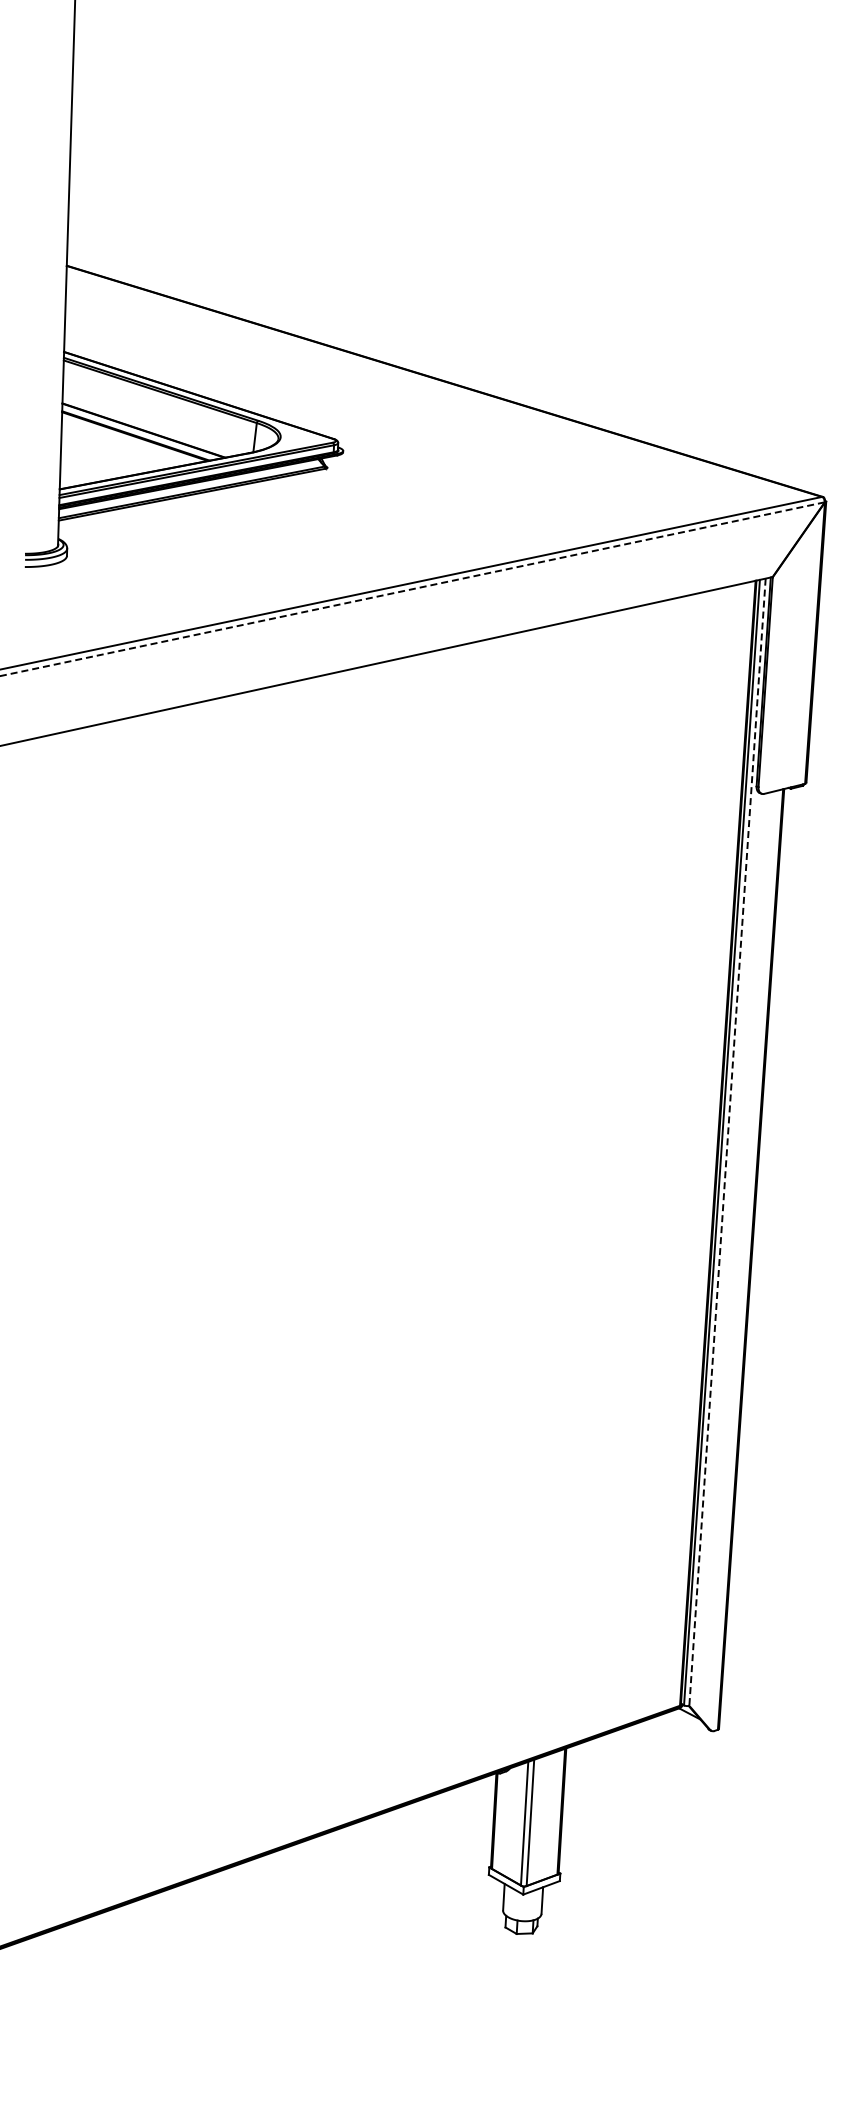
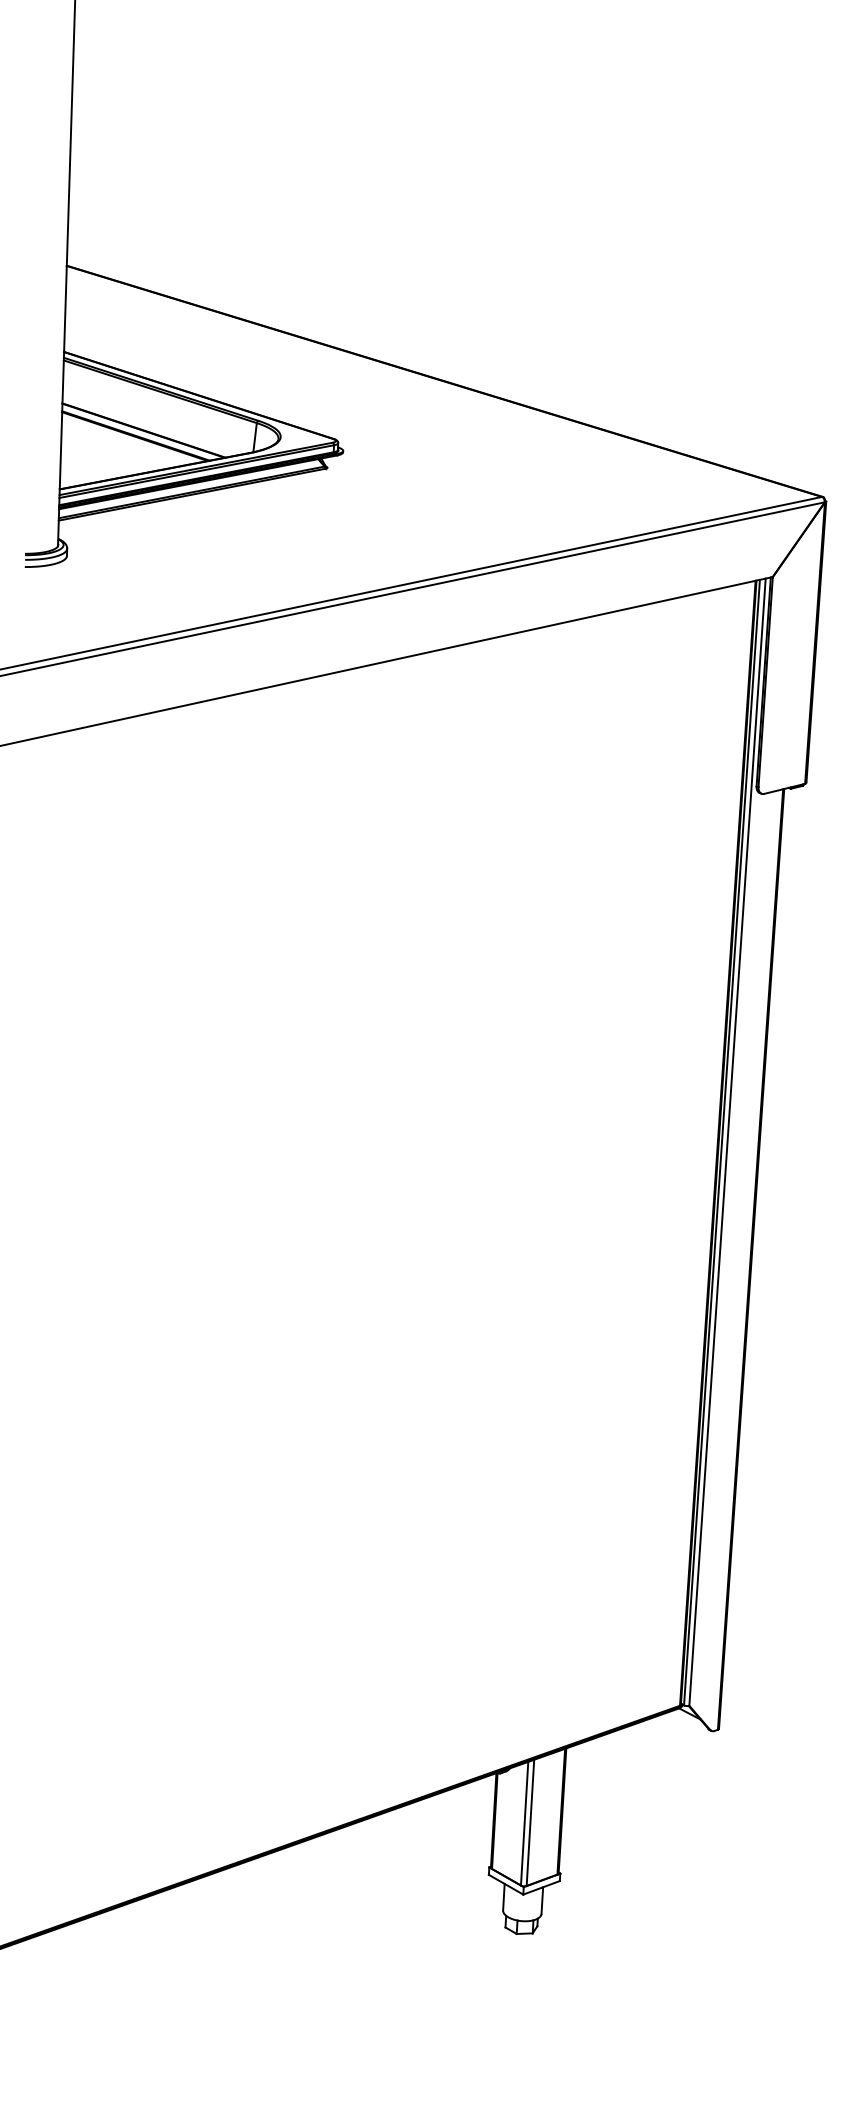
line: dashed -> solid (411, 589)
line: dashed -> solid (727, 1142)
